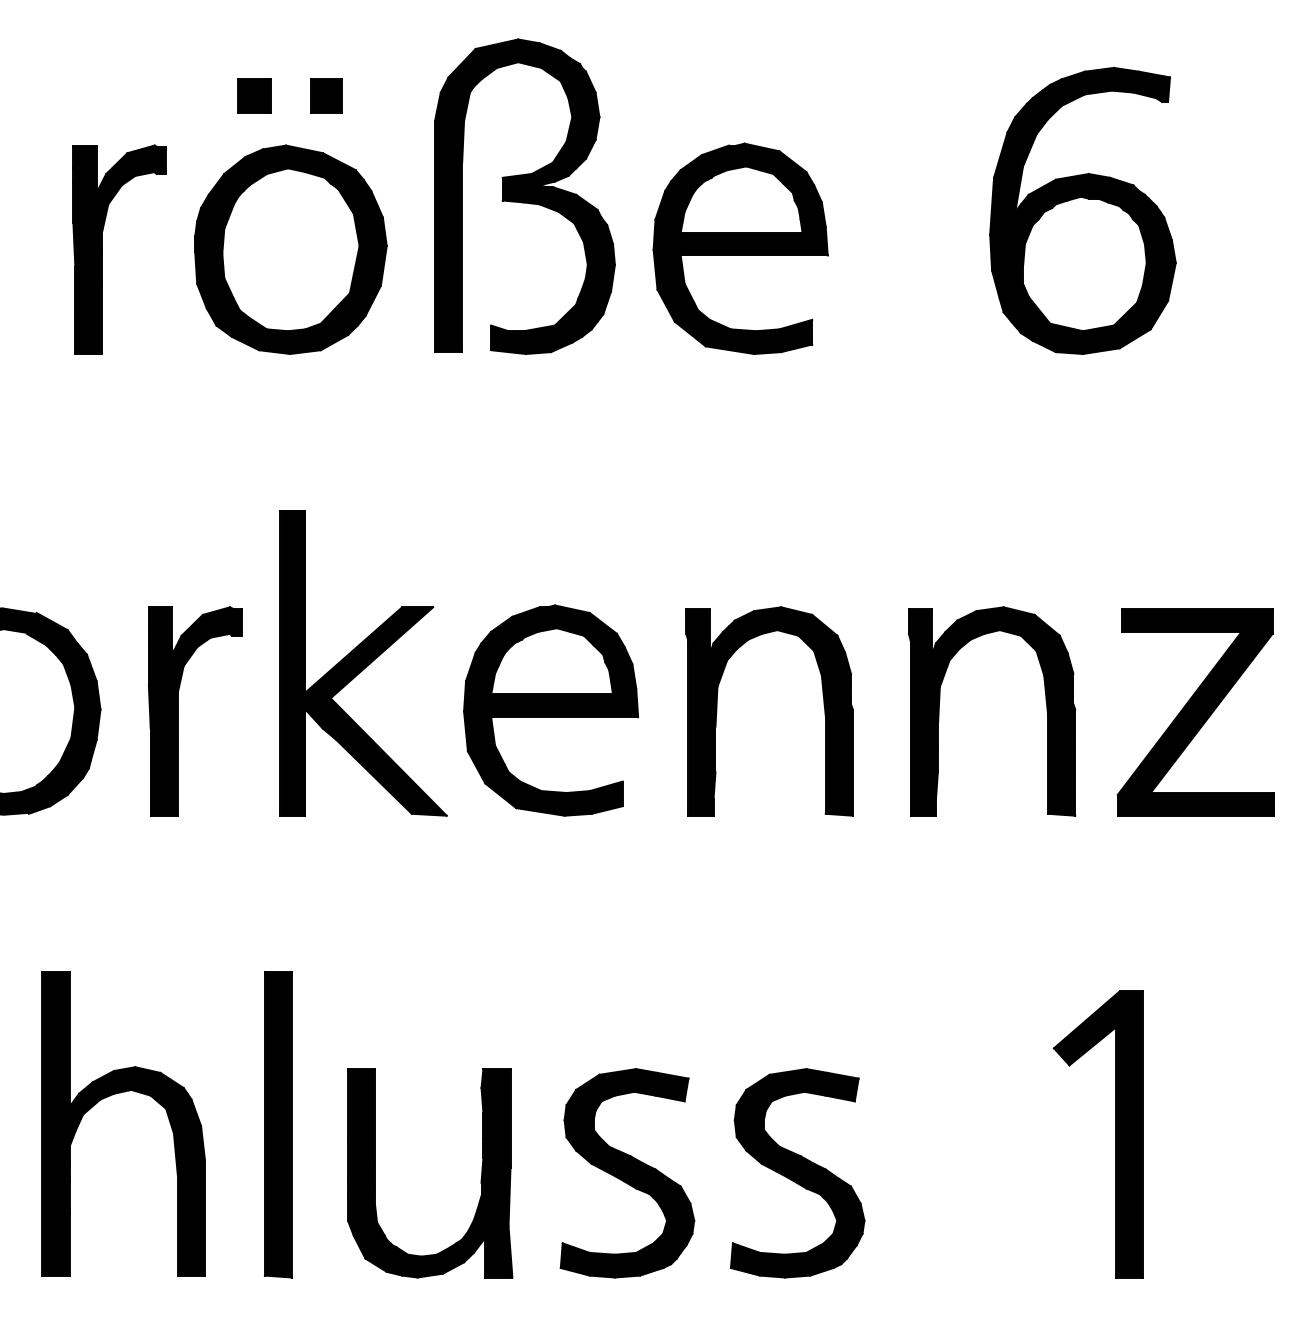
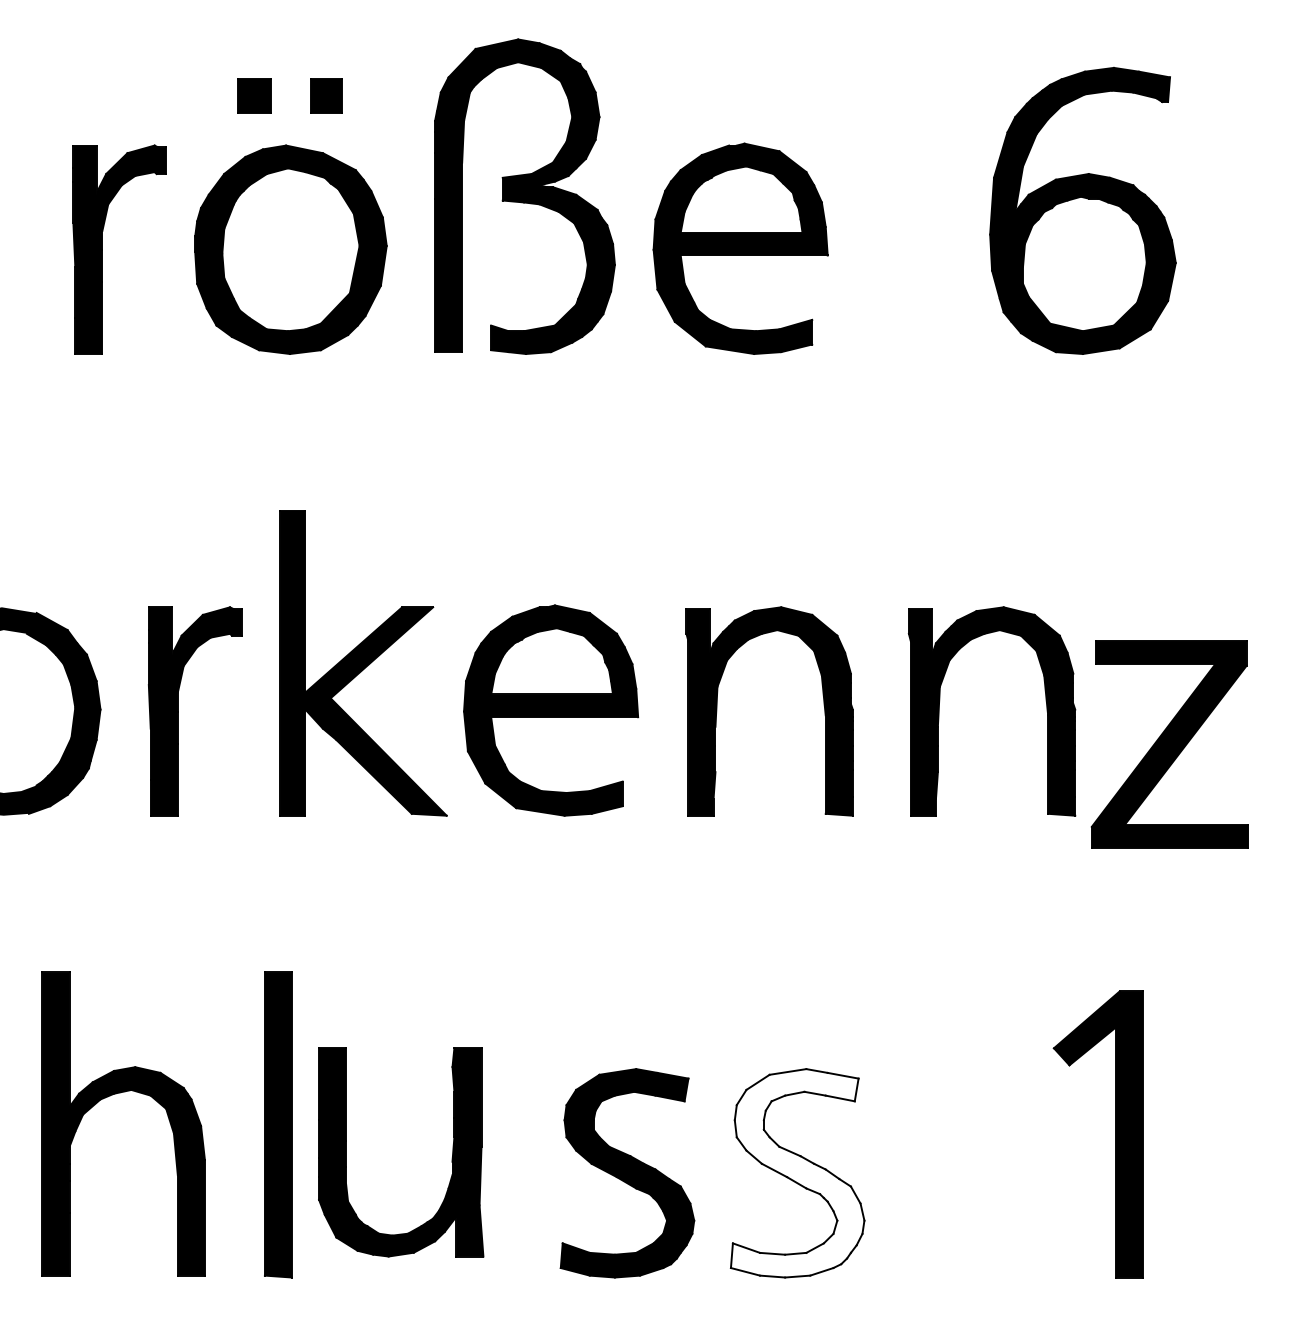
part position: (1195, 712) -> (1169, 744) (1169, 744)
fill: present -> none (797, 1173)
part position: (480, 1179) -> (451, 1158) (451, 1158)
